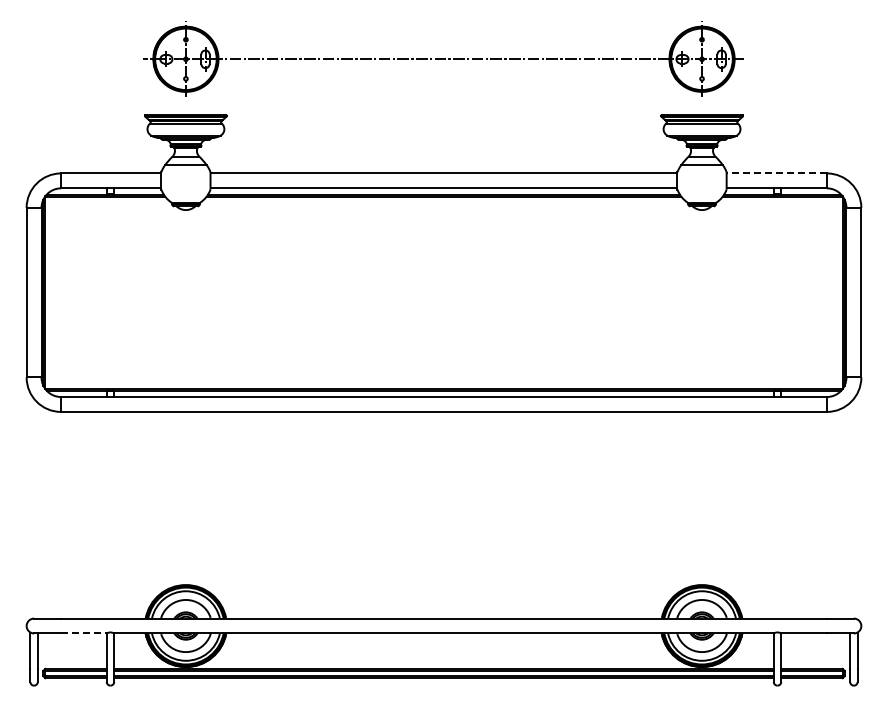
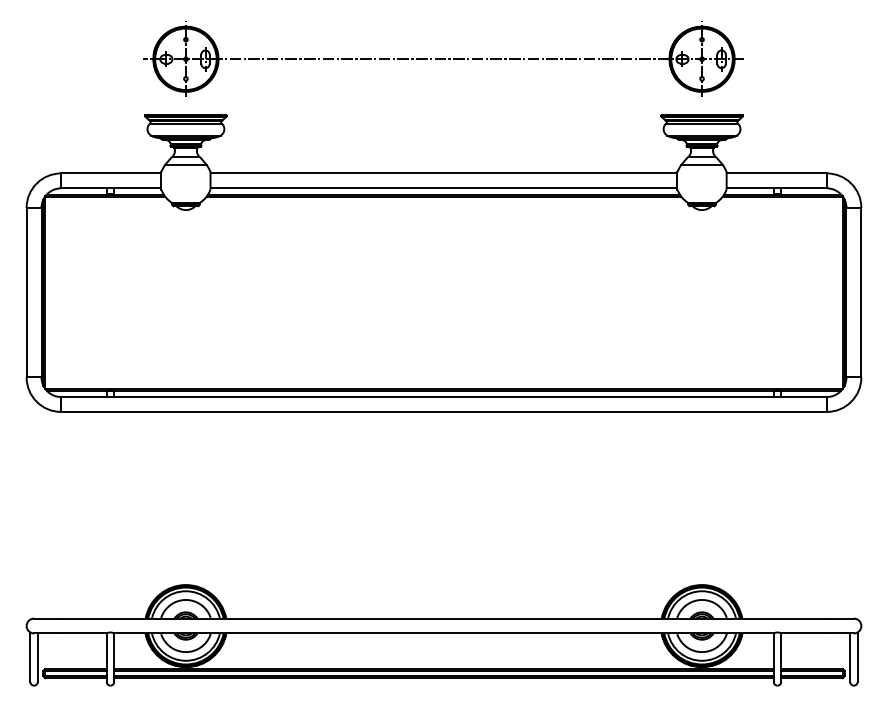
line: dashed -> solid (776, 173)
line: dashed -> solid (83, 633)
